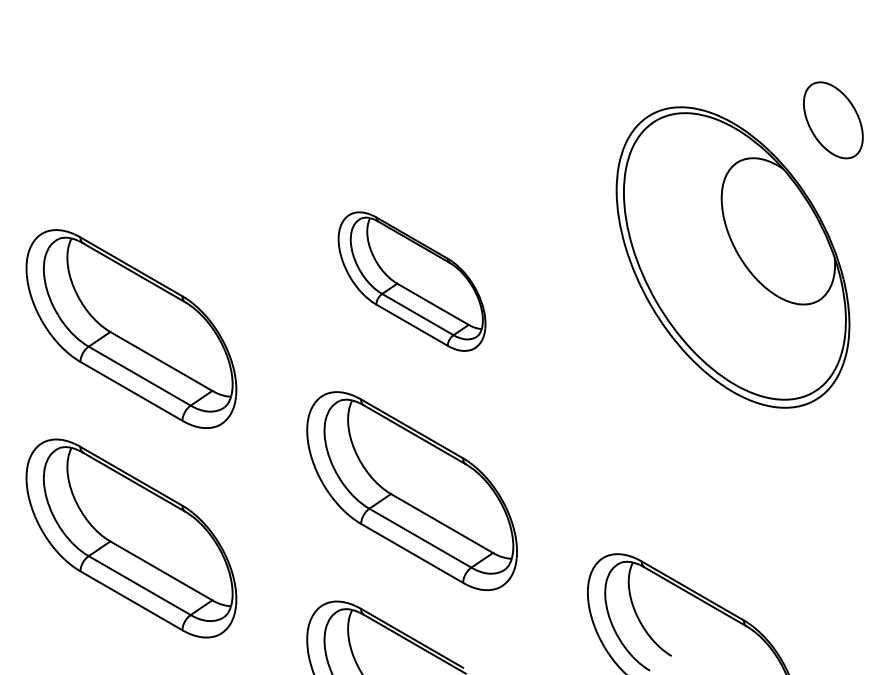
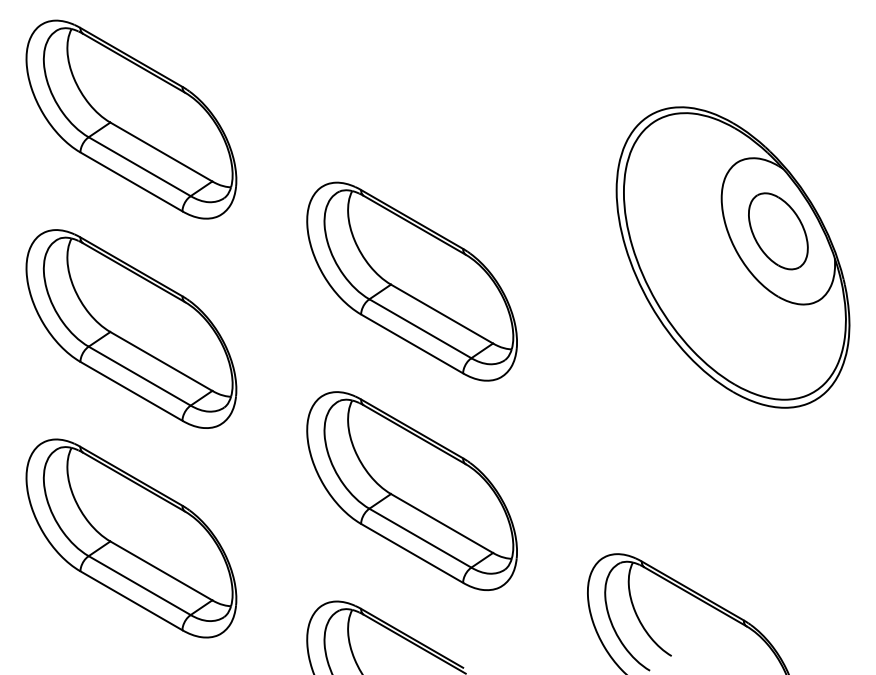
part: none -> present (131, 119)
part position: (833, 120) -> (778, 231) (778, 231)
part size: 150x141 px -> 212x201 px (411, 281)
